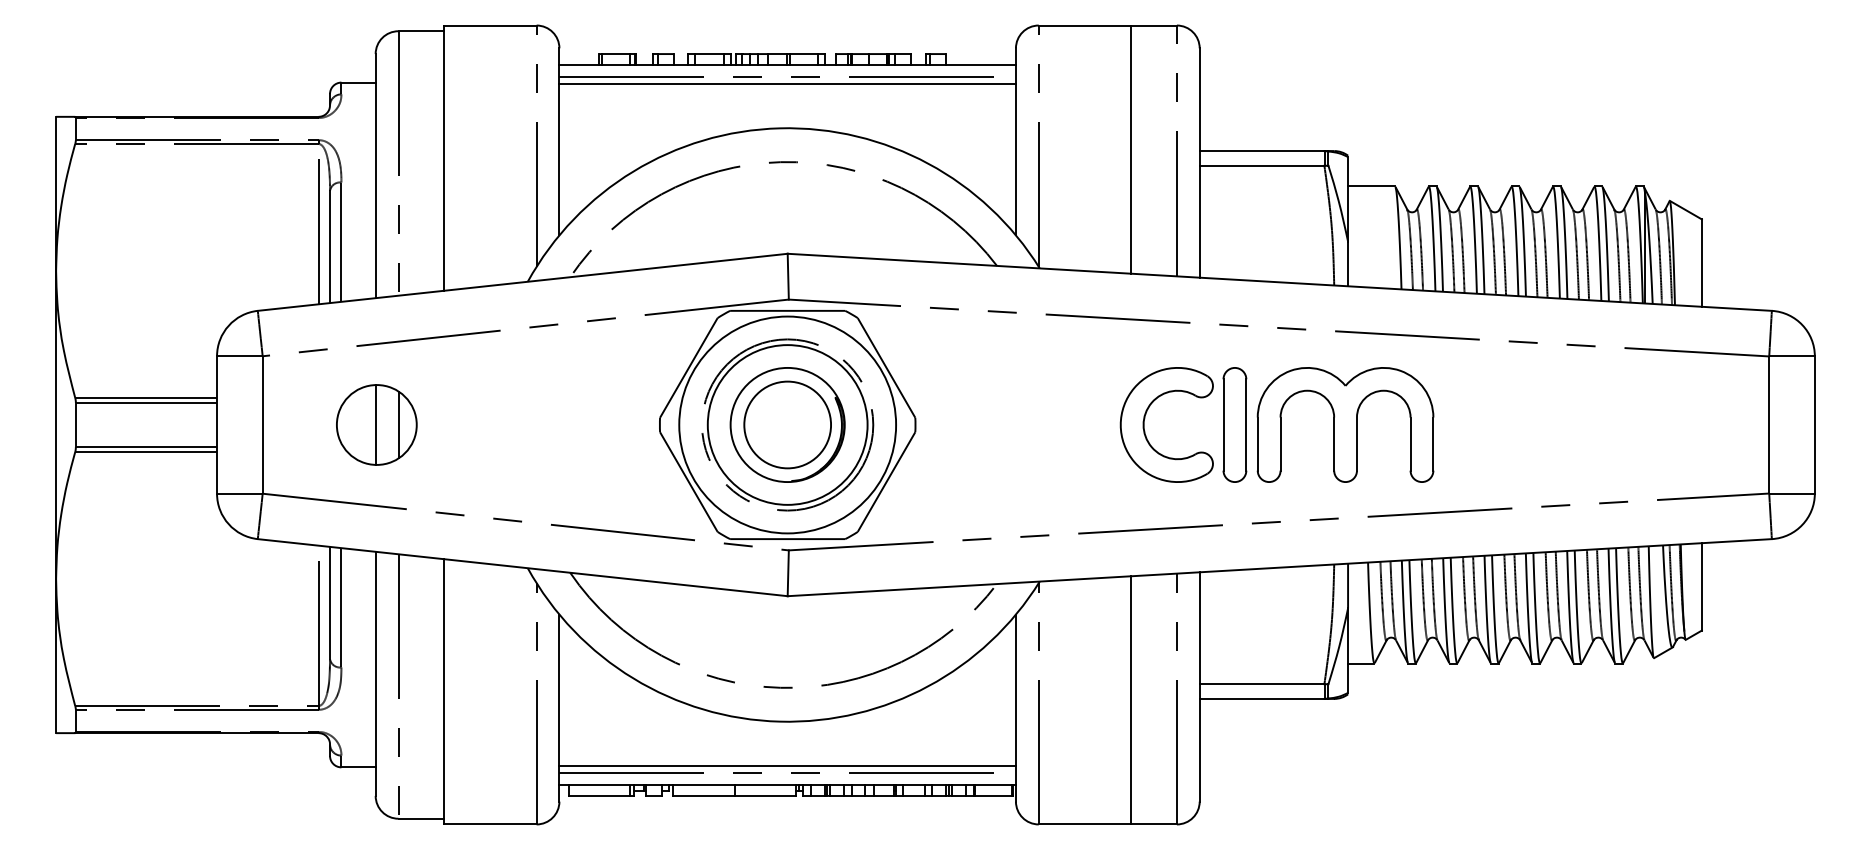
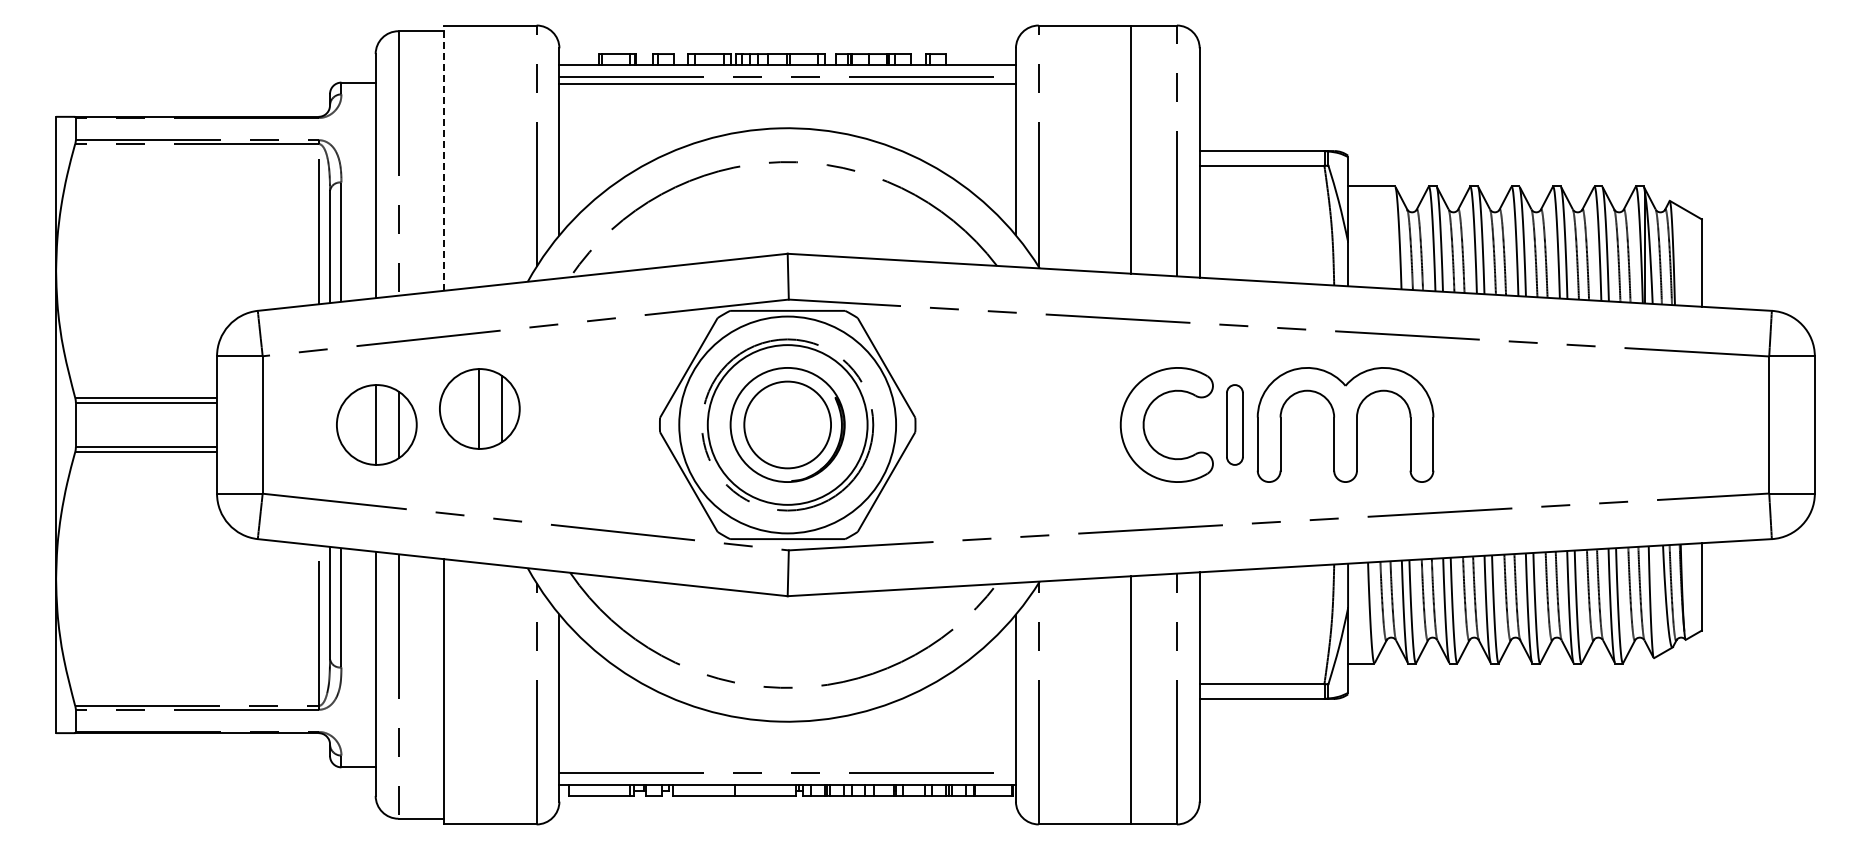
line: solid -> dashed (444, 158)
part: none -> present (479, 408)
part size: 26x116 px -> 18x82 px (1234, 424)
line: present -> none (787, 765)
